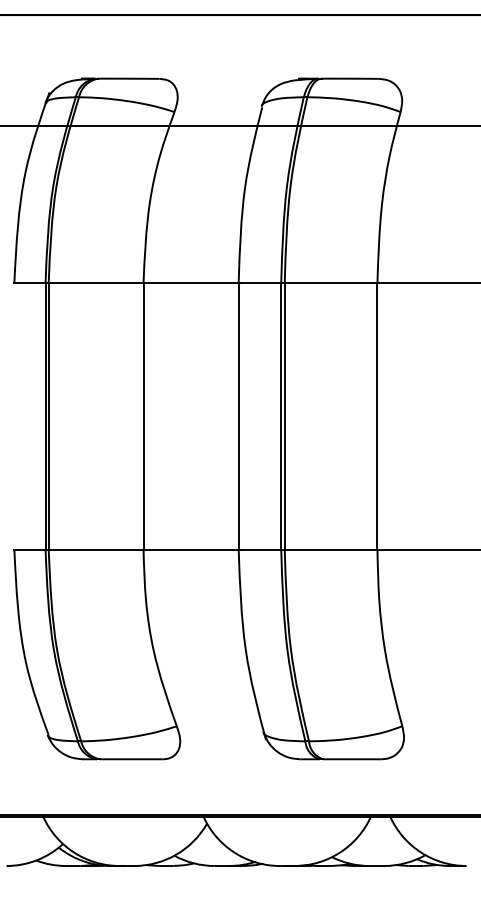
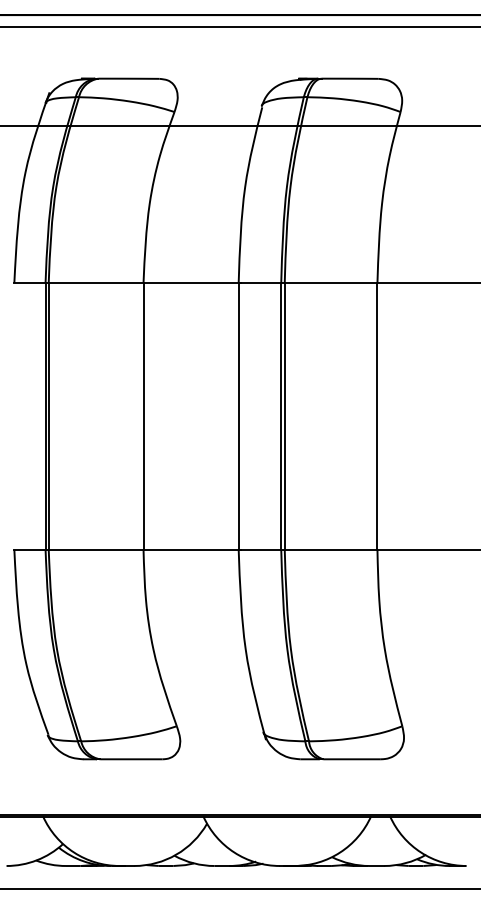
line: none -> present (239, 27)
line: none -> present (239, 888)
